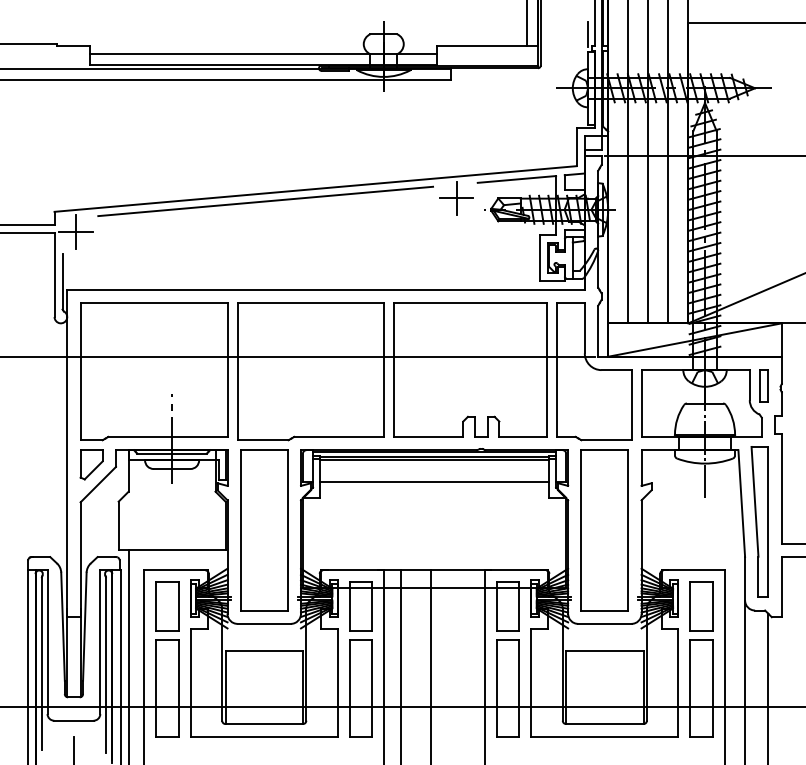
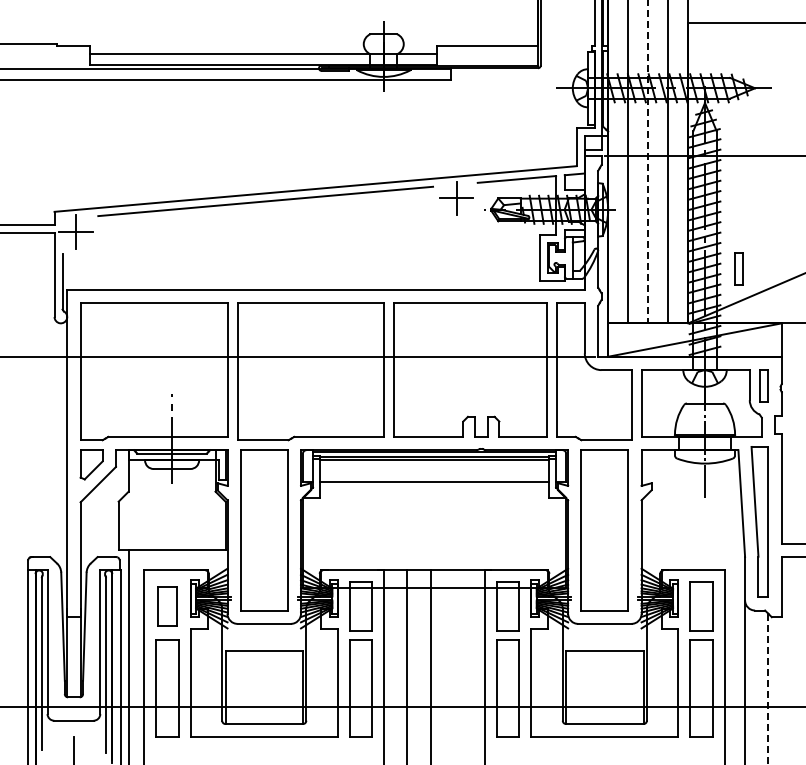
line: present -> none (527, 23)
line: present -> none (588, 33)
line: solid -> dashed (648, 162)
part: none -> present (738, 268)
part size: 25x51 px -> 21x41 px (167, 606)
line position: (401, 665) -> (407, 665) (407, 665)
line: solid -> dashed (768, 689)
